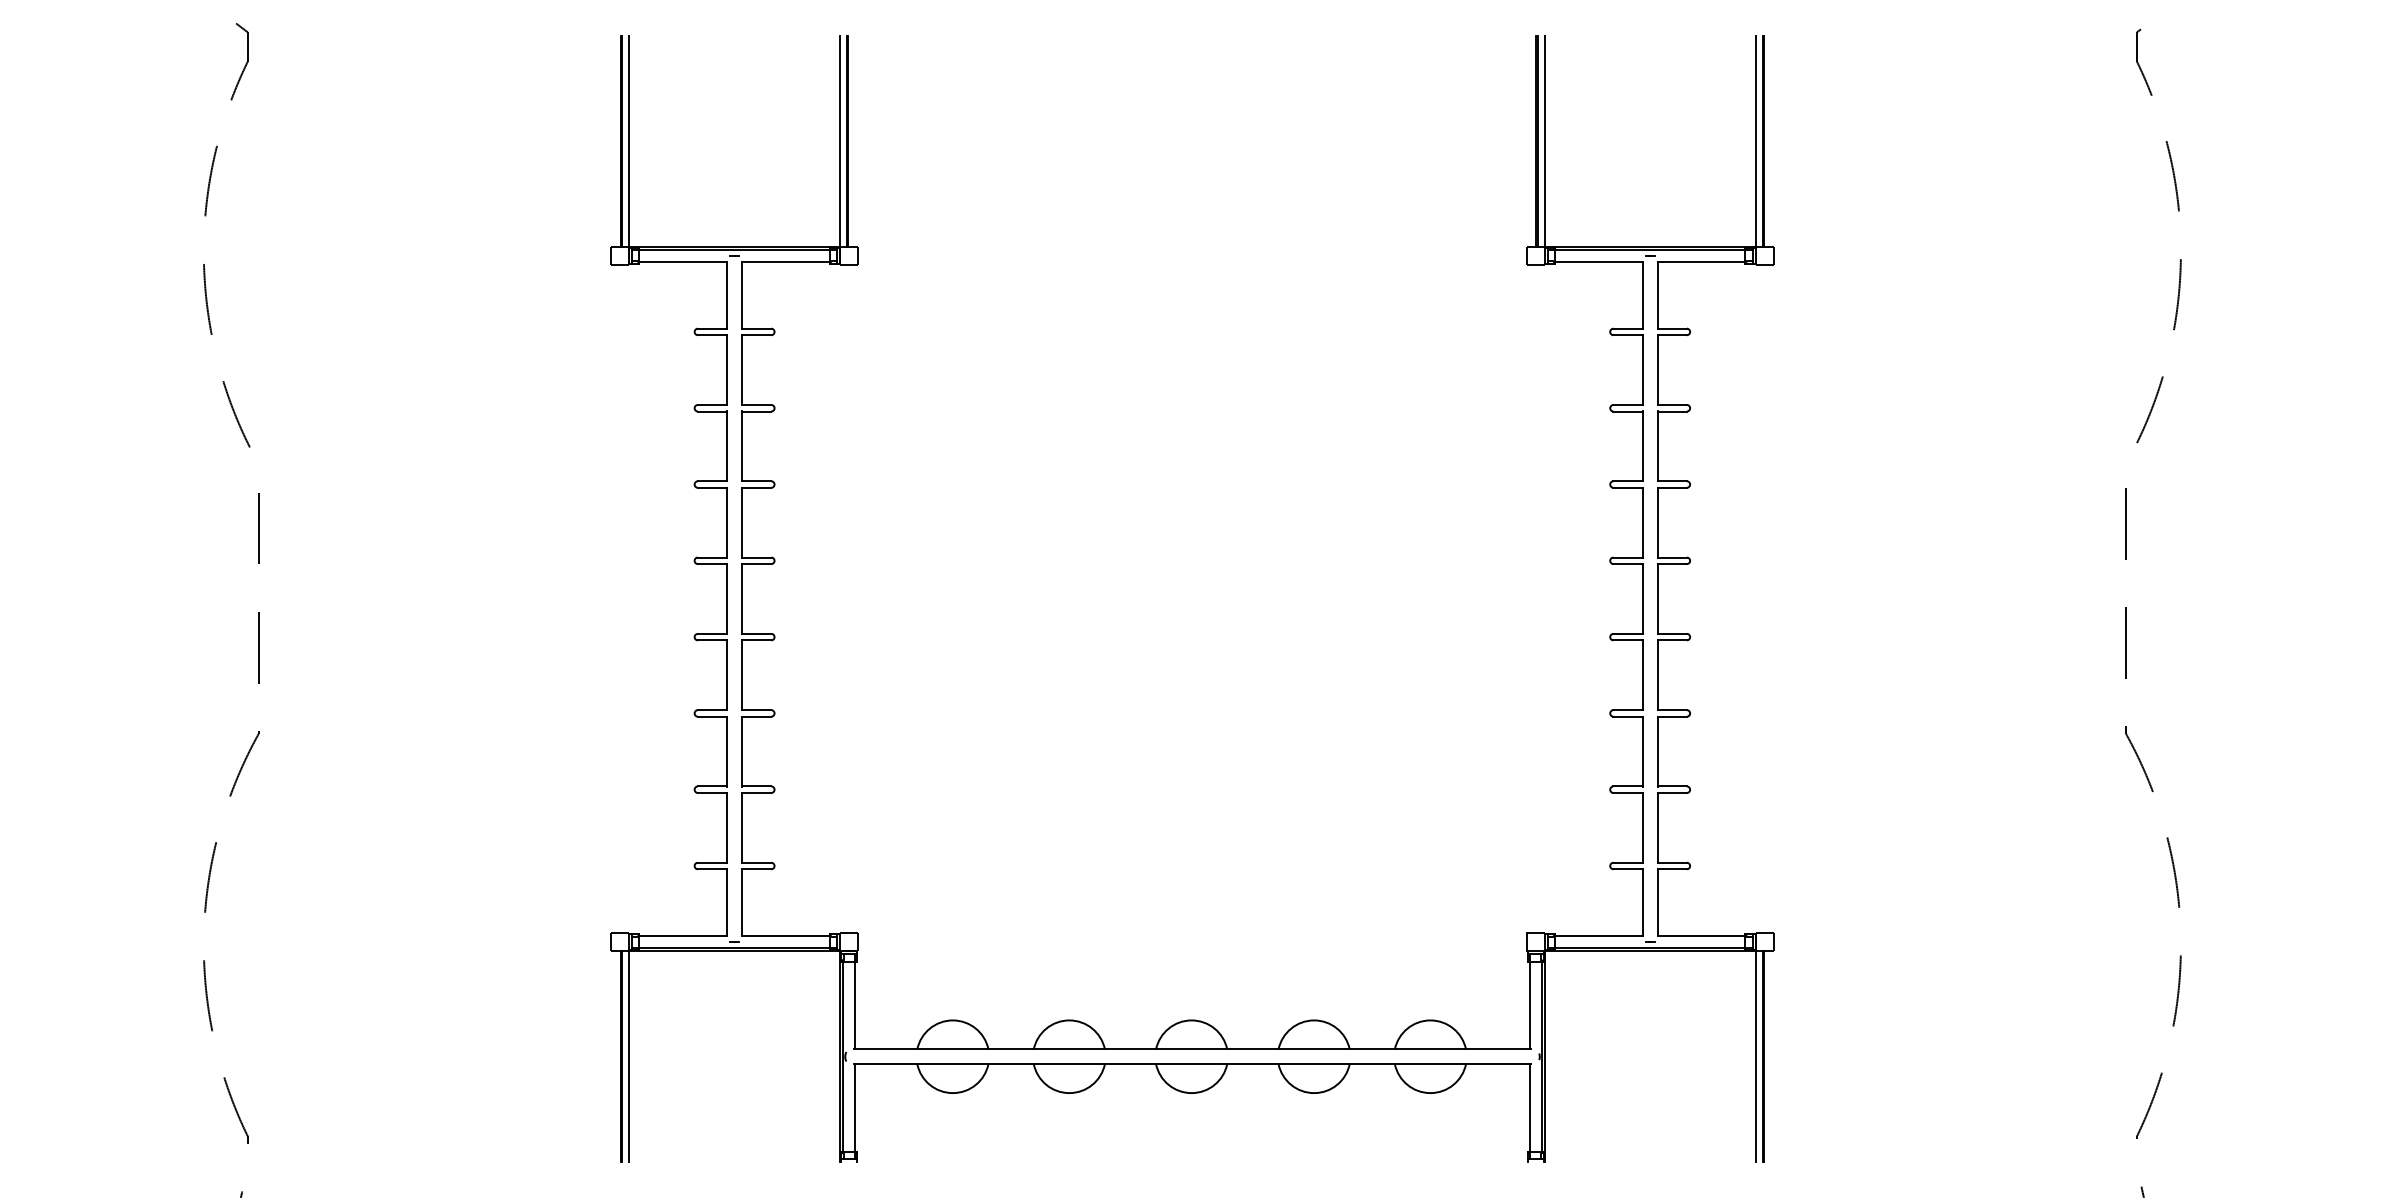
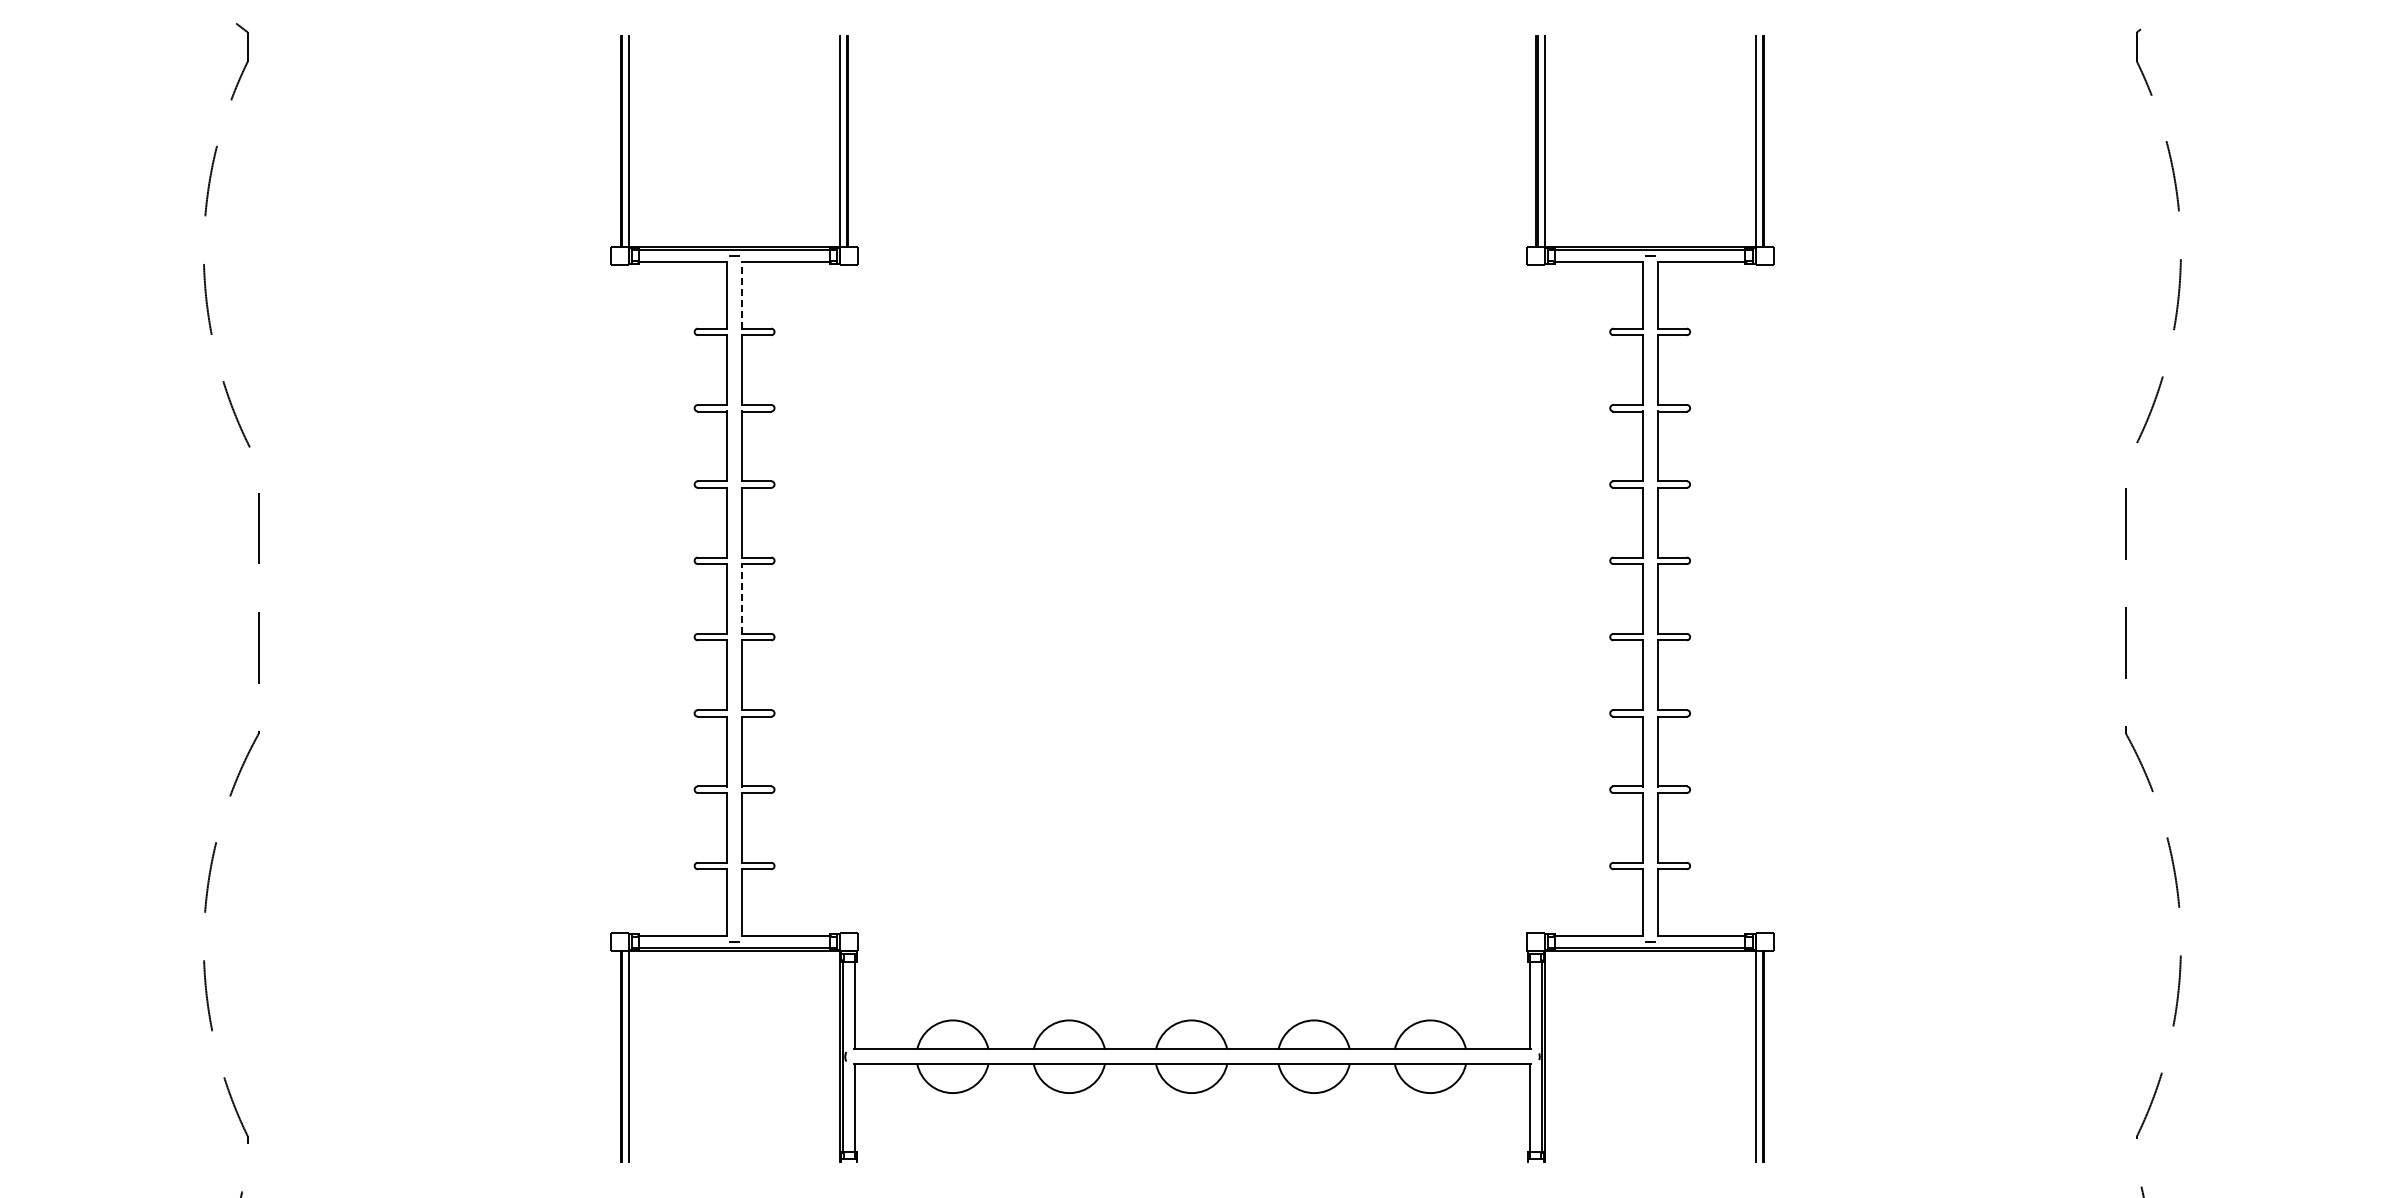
line: solid -> dashed (741, 295)
line: solid -> dashed (741, 599)
